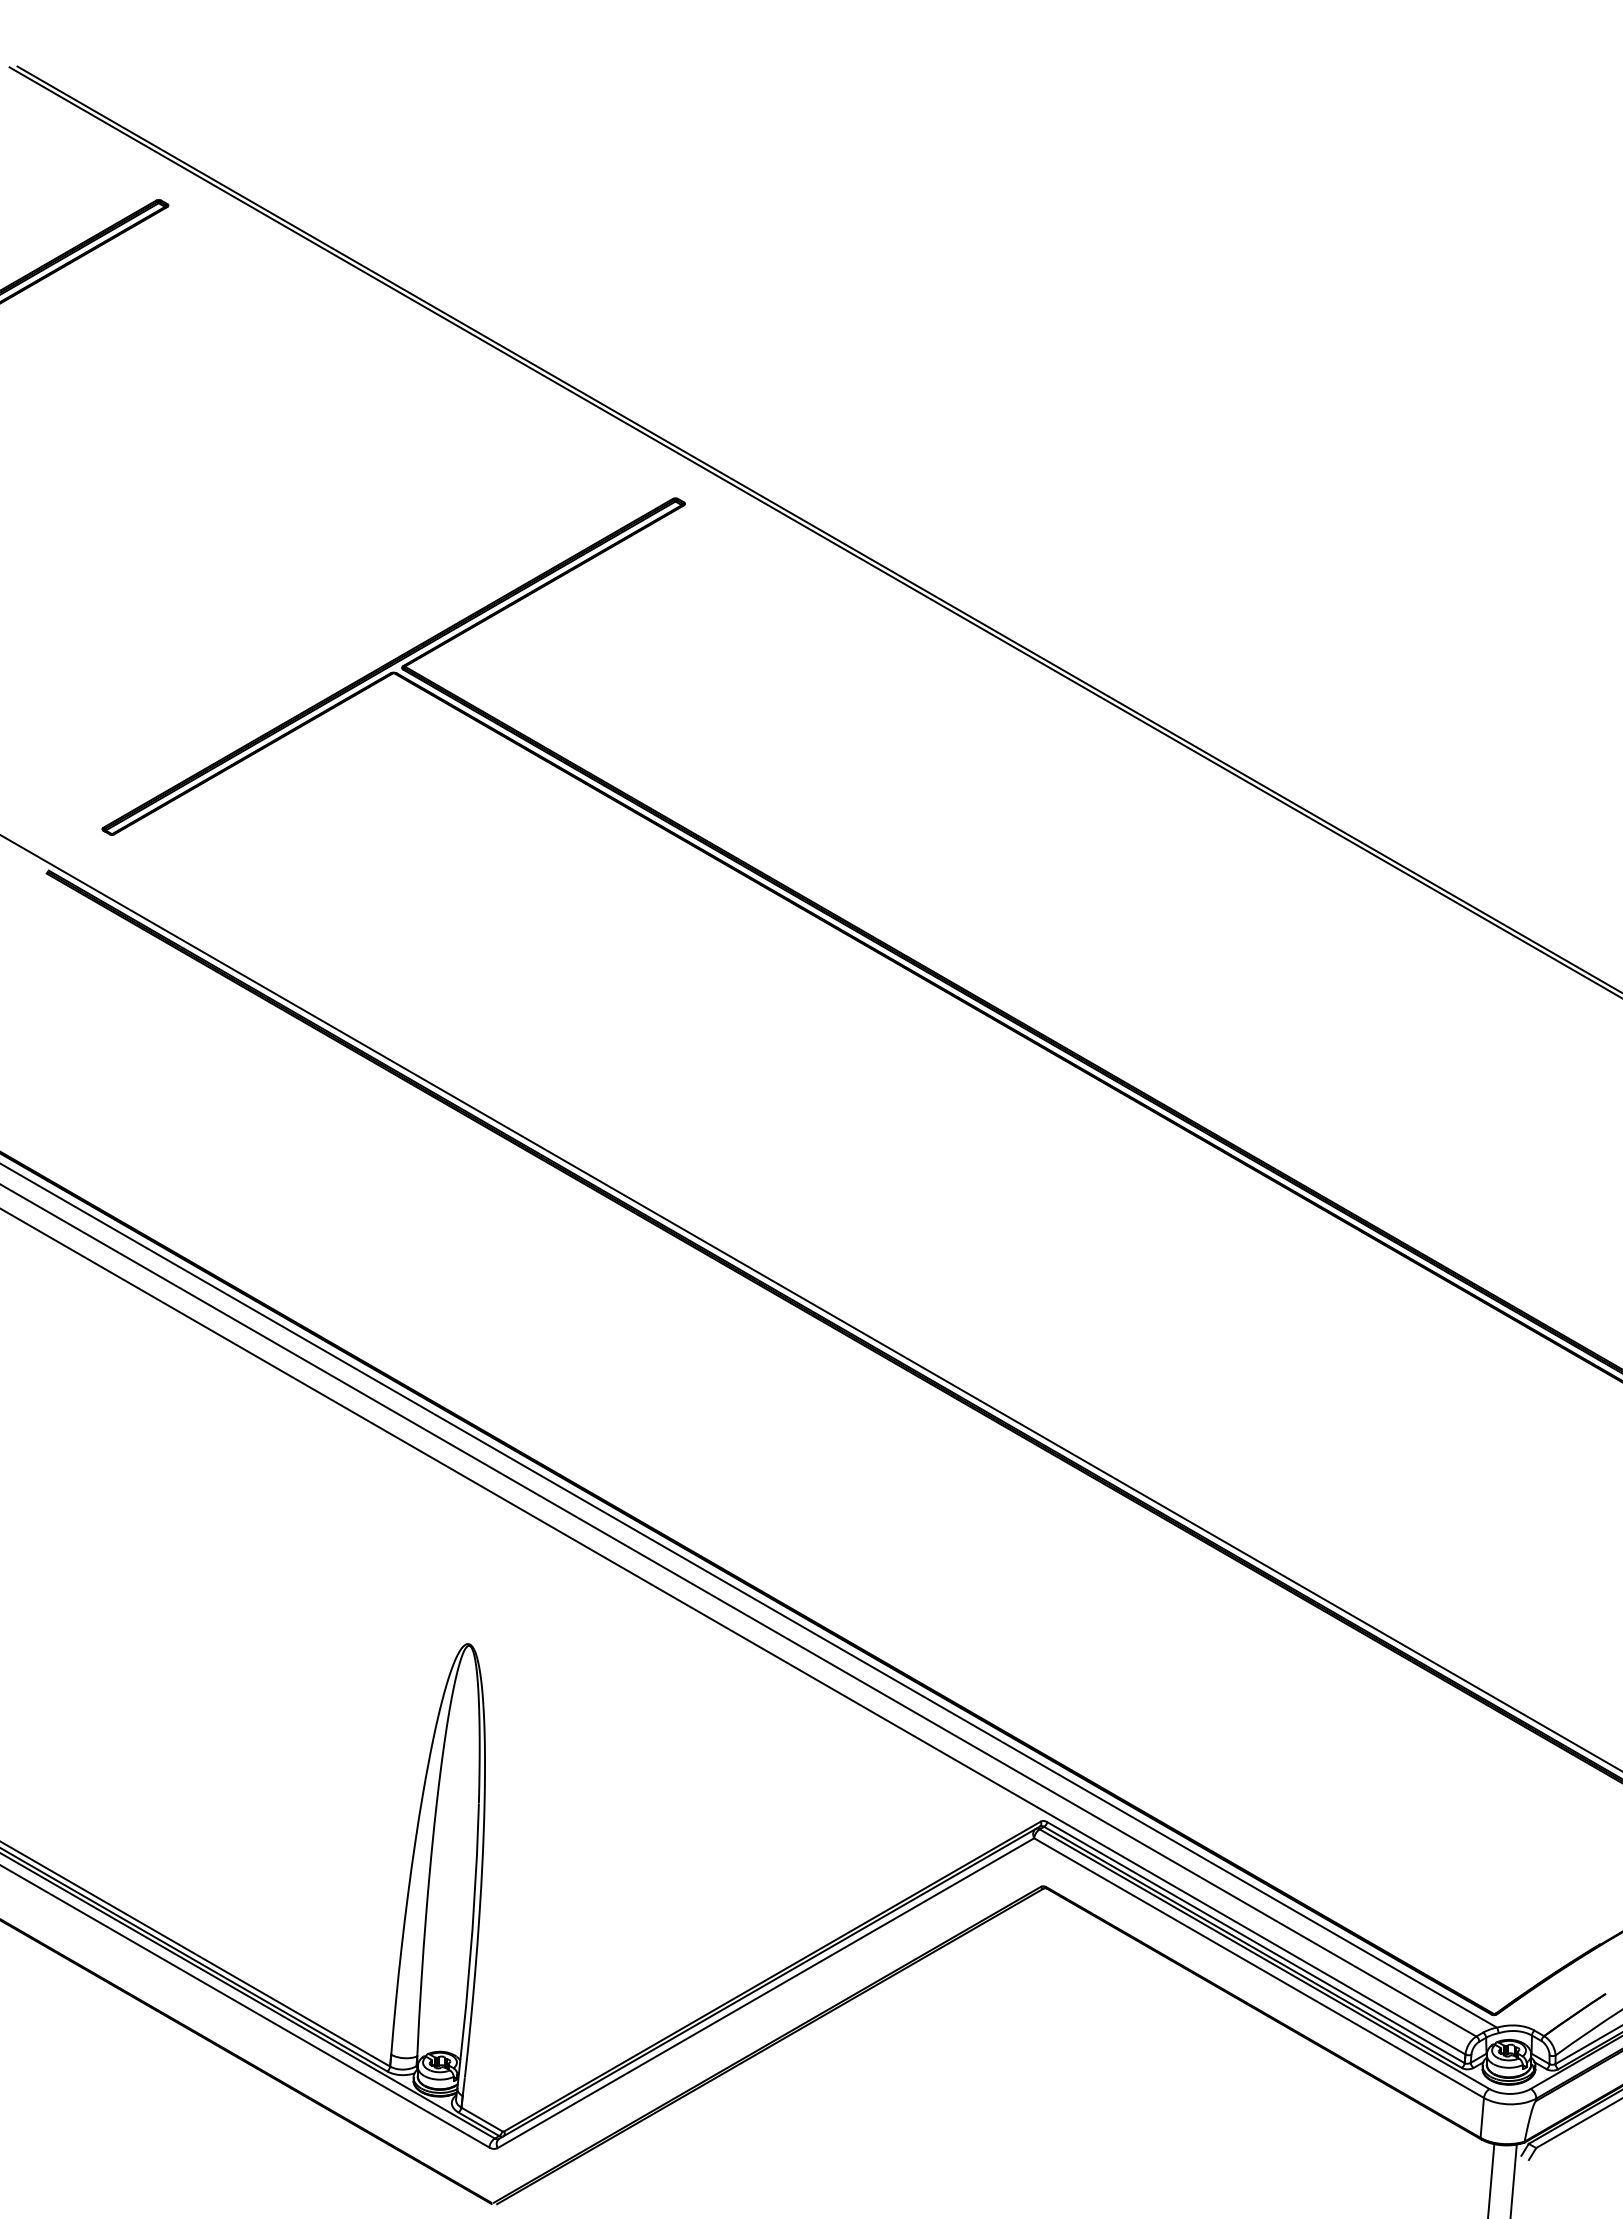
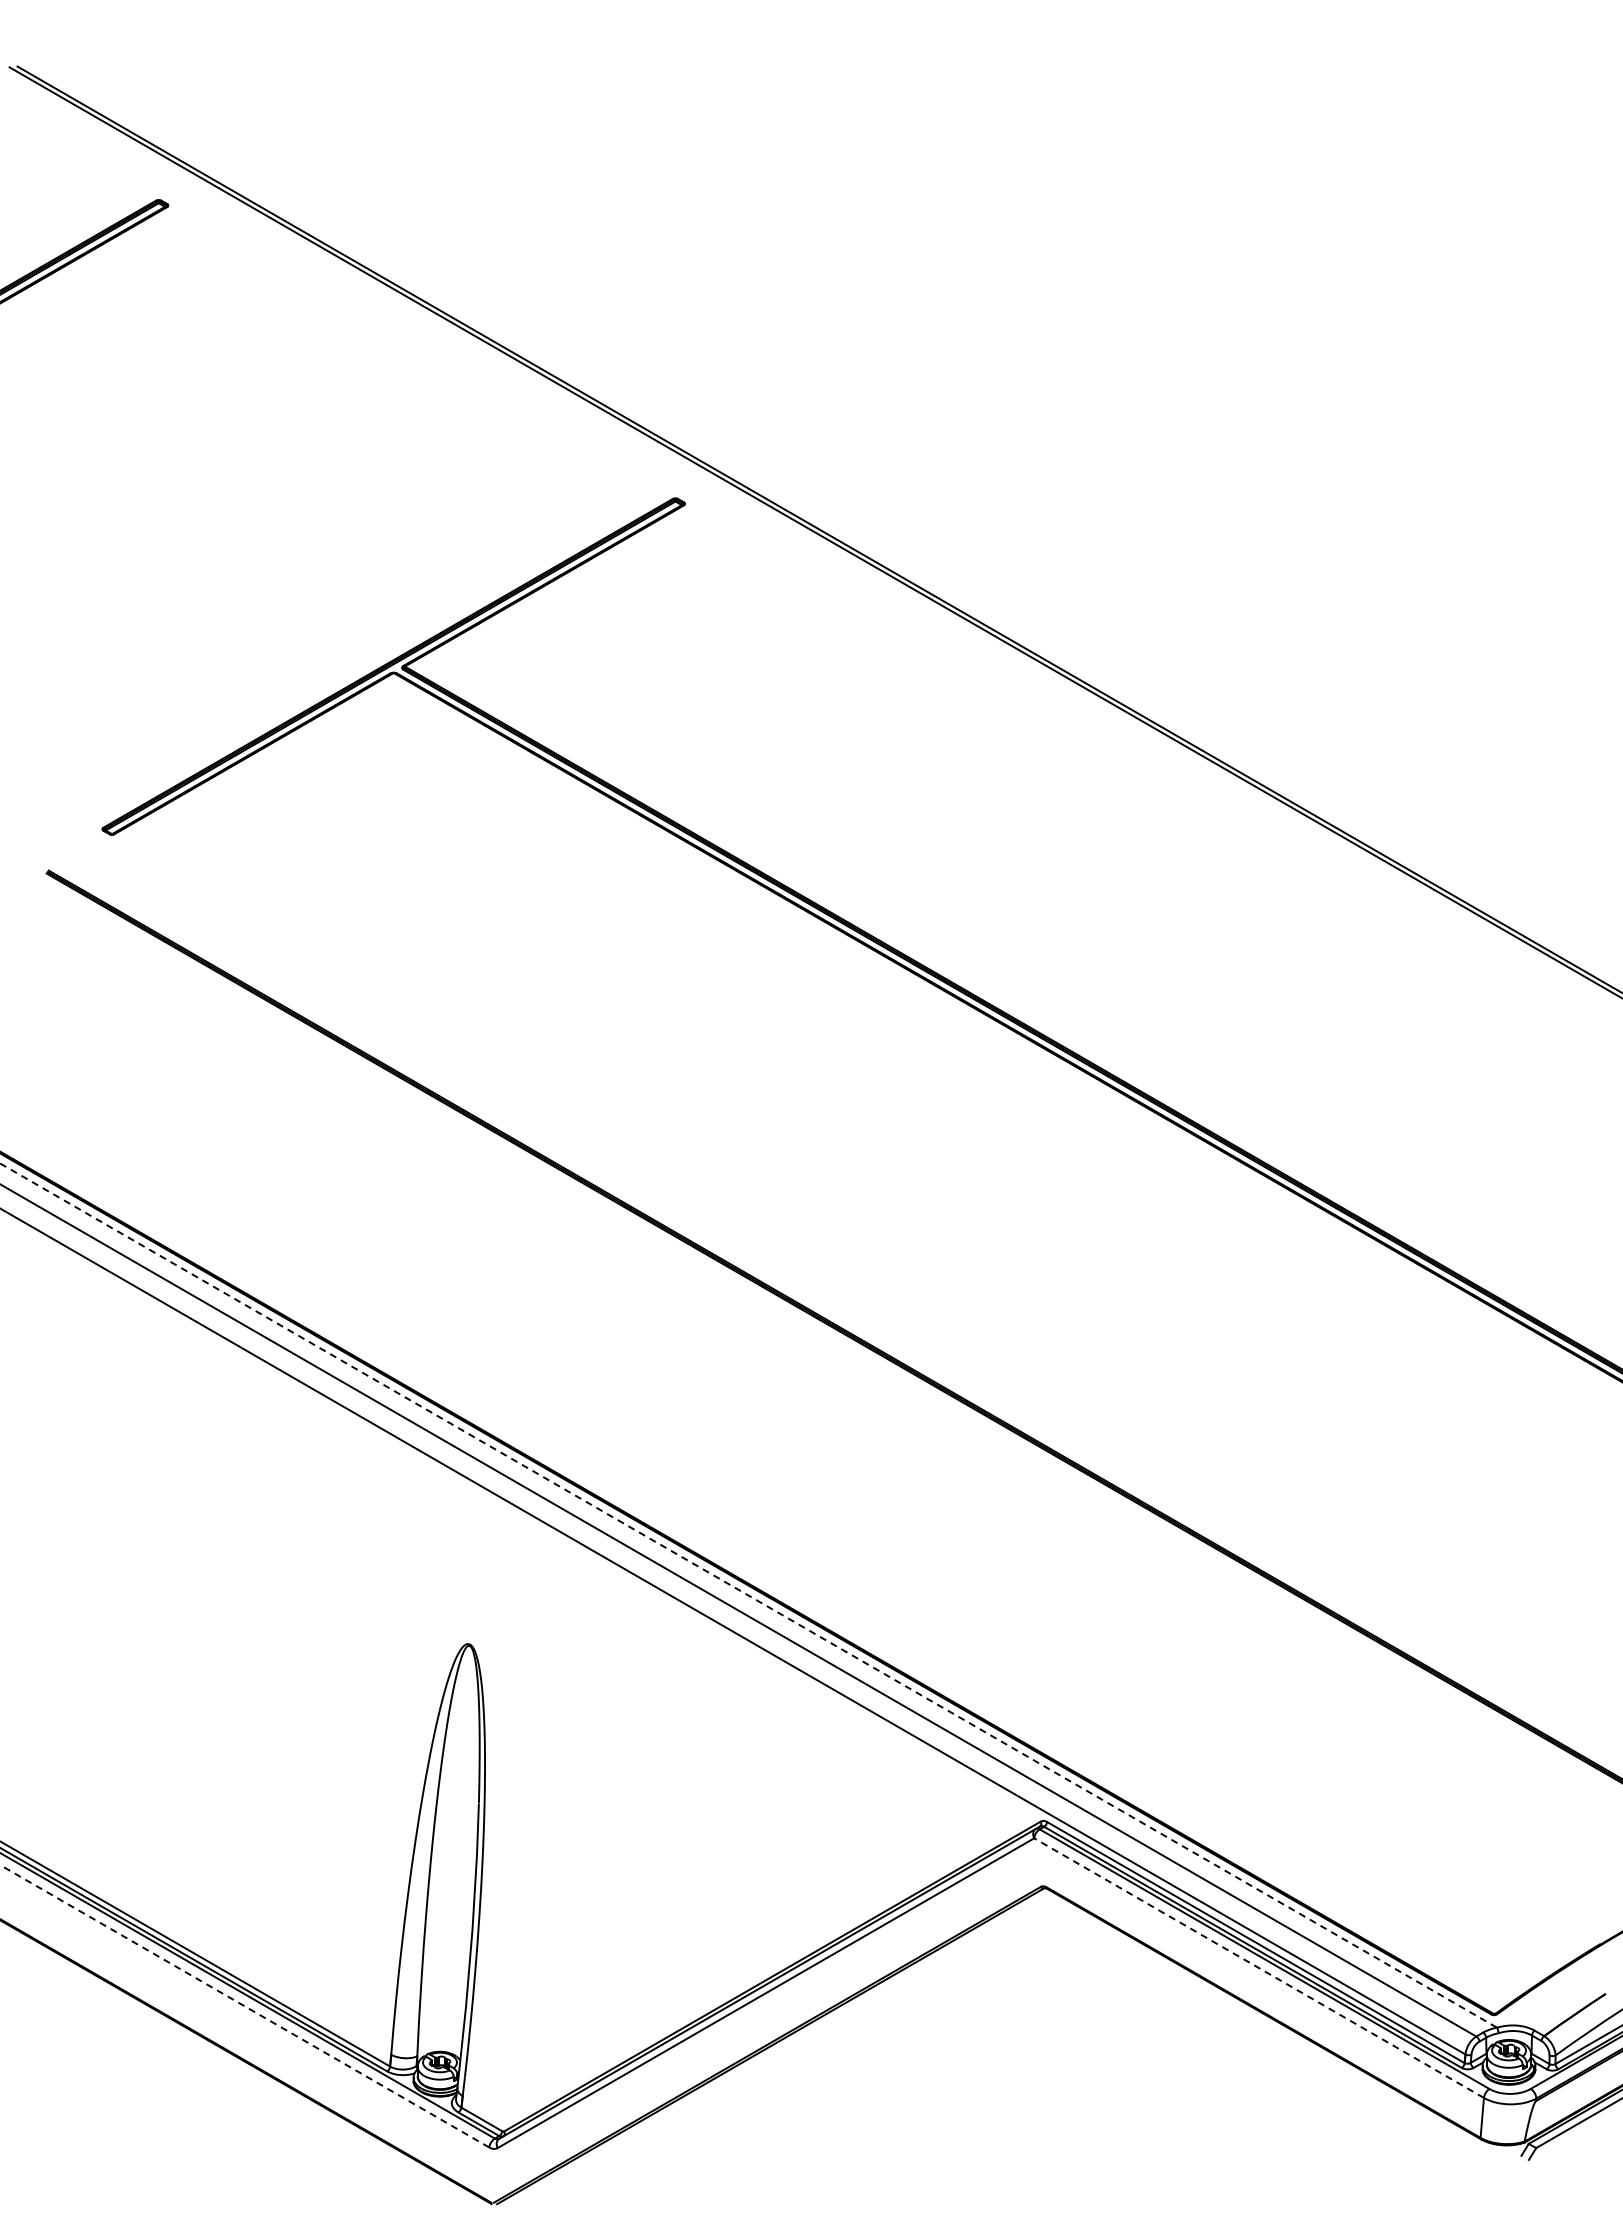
line: present -> none (810, 1302)
line: solid -> dashed (748, 1595)
line: solid -> dashed (1259, 1968)
line: solid -> dashed (244, 2006)
line: present -> none (1491, 2179)
line: present -> none (1513, 2179)
